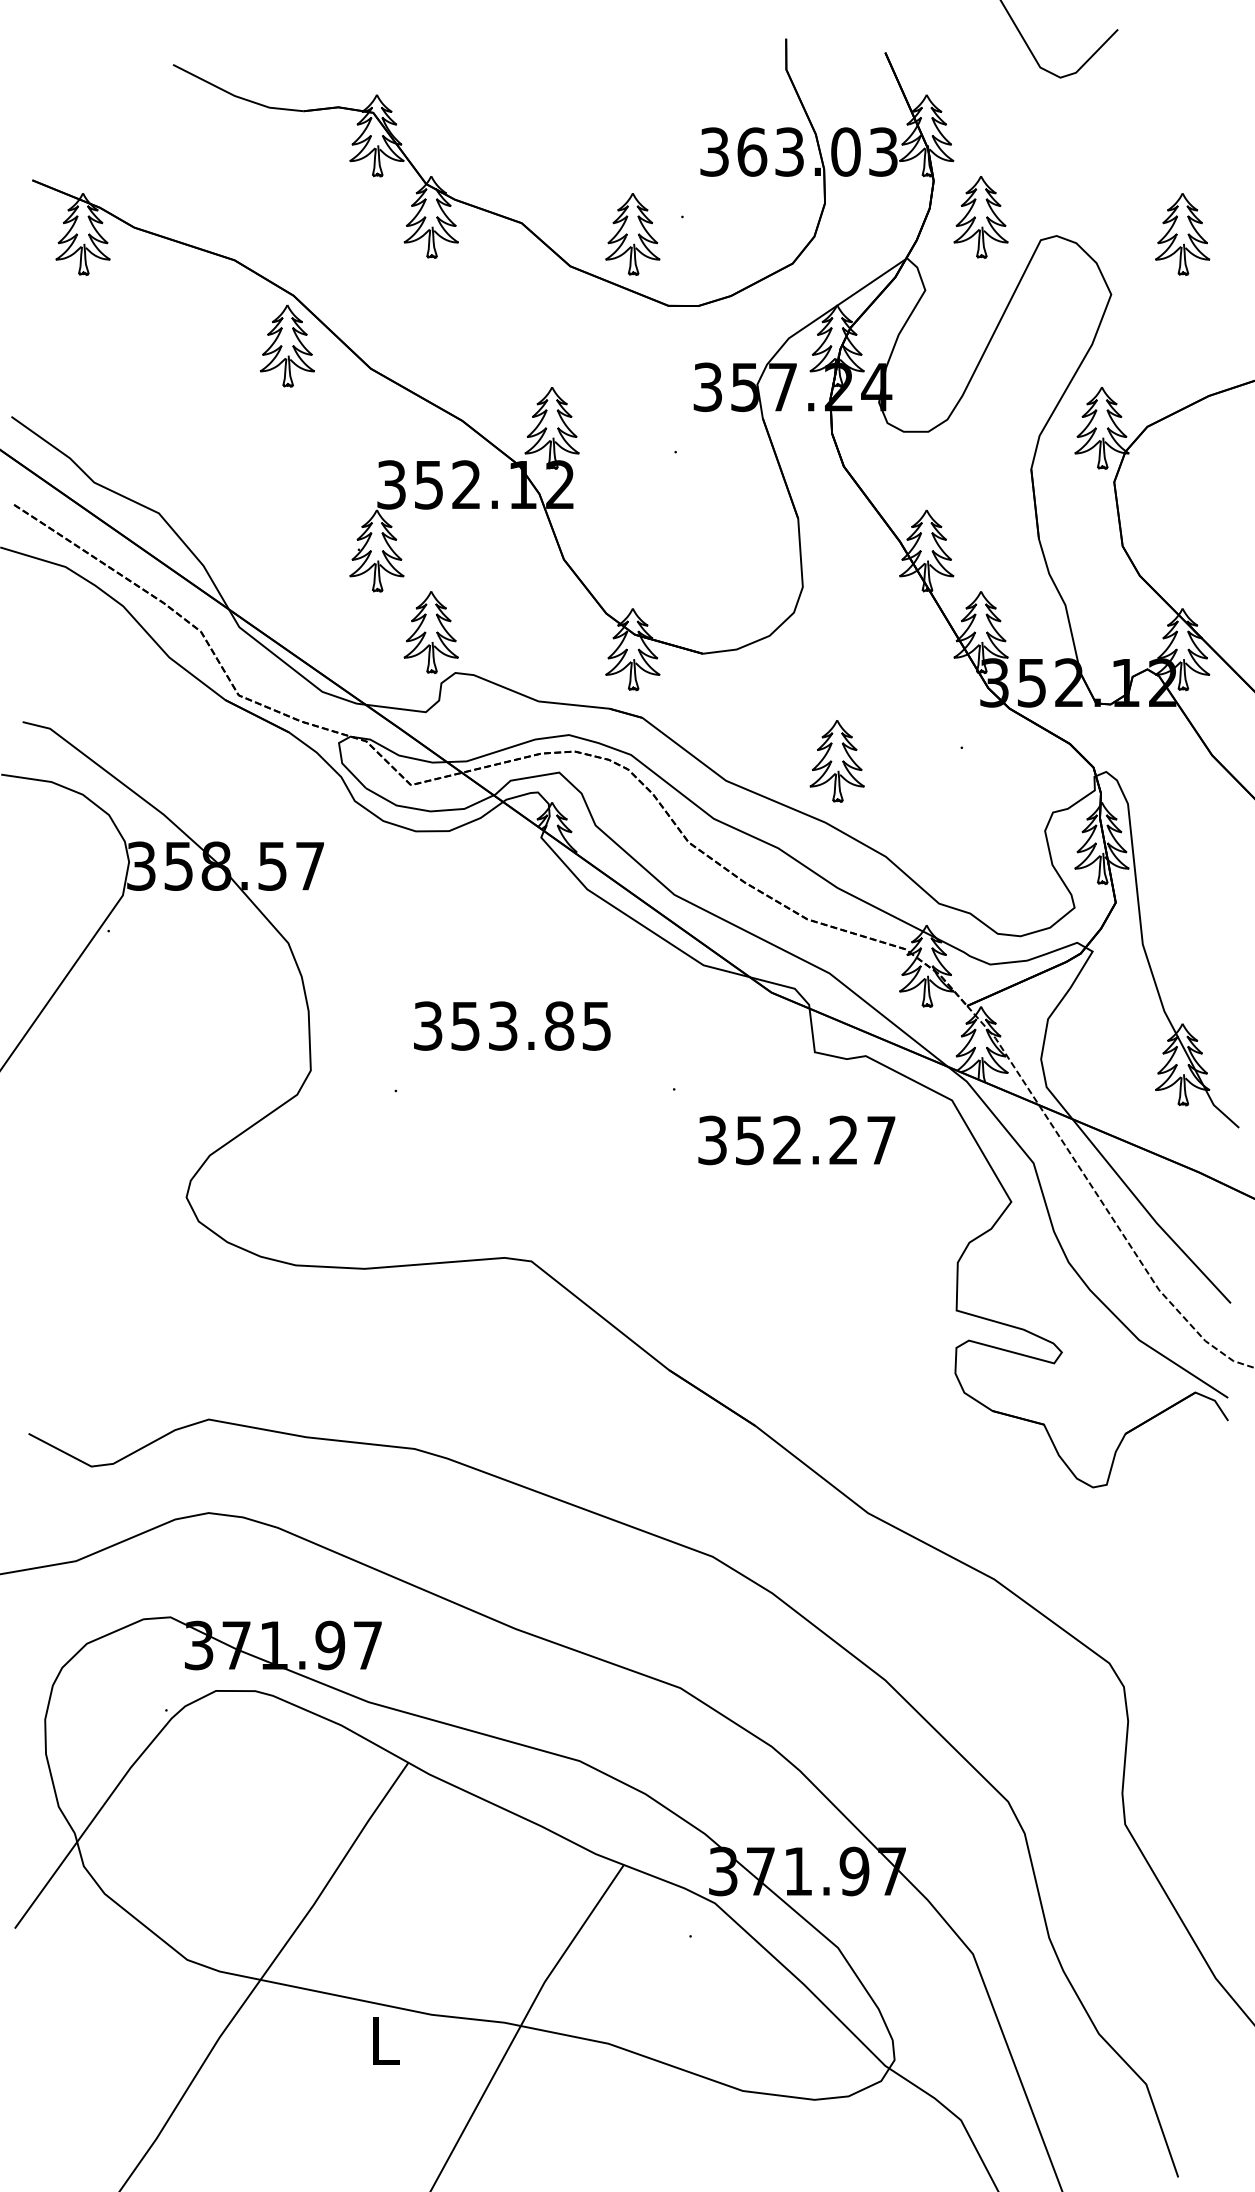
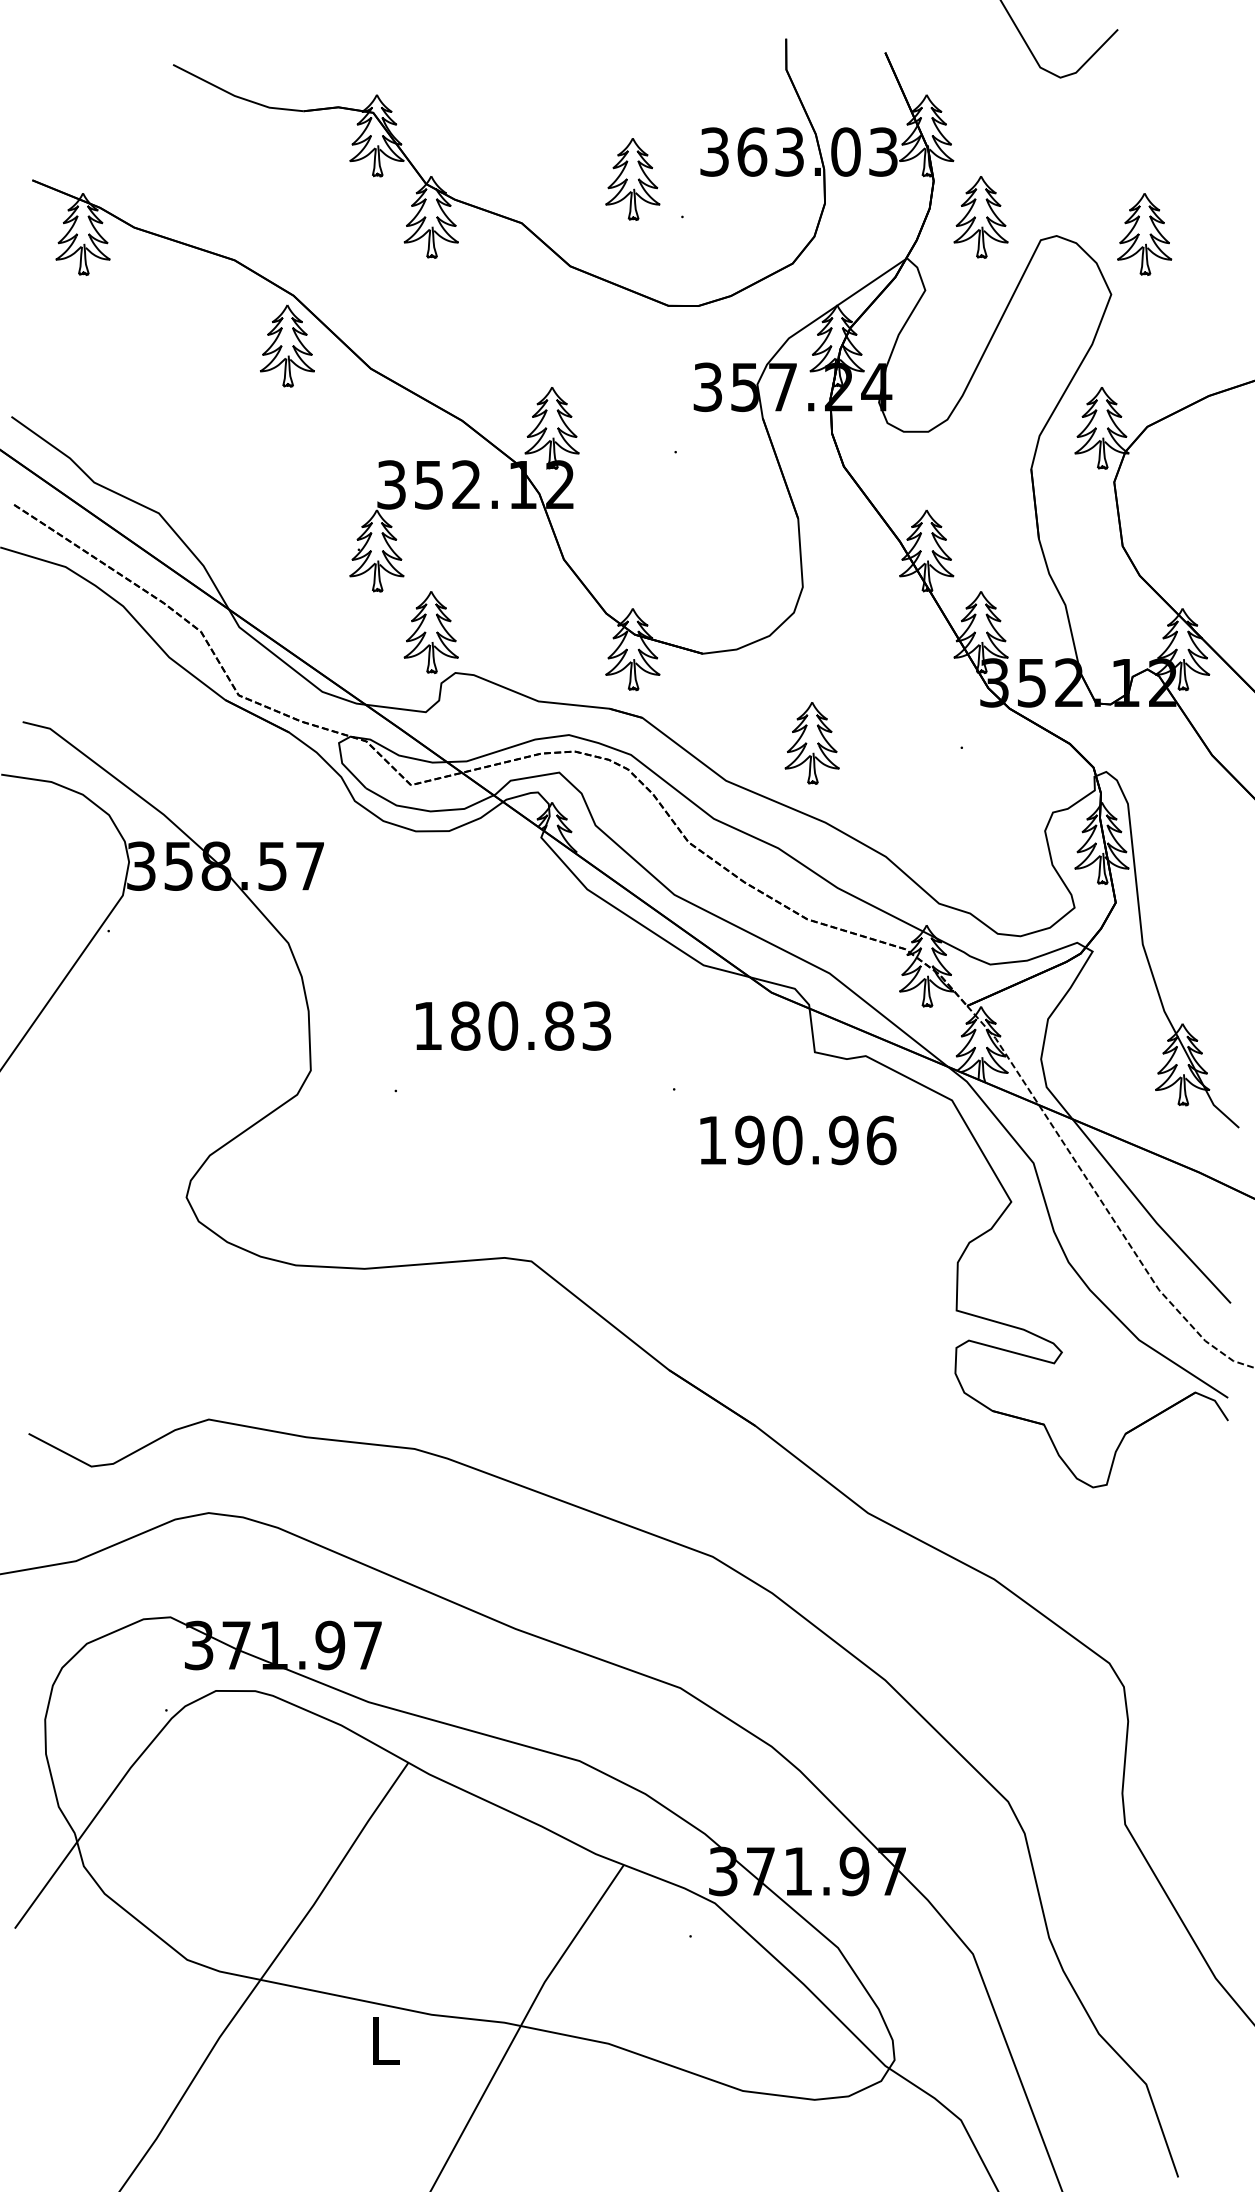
part position: (632, 234) -> (632, 179) (632, 179)
part position: (1182, 234) -> (1144, 234) (1144, 234)
part position: (836, 761) -> (811, 743) (811, 743)
text: 353.85 -> 180.83 (512, 1025)
text: 352.27 -> 190.96 (797, 1140)
